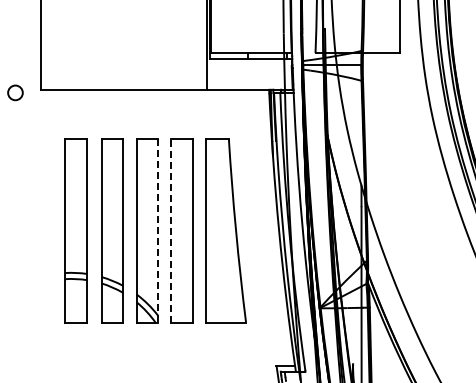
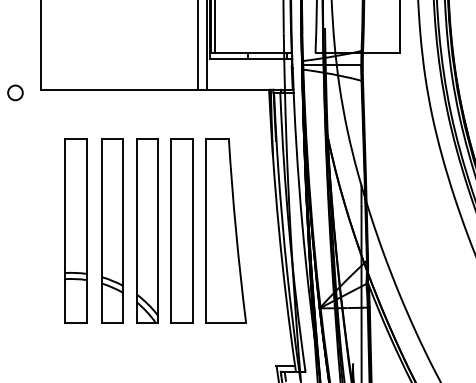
line: none -> present (214, 27)
line: none -> present (197, 45)
line: dashed -> solid (157, 230)
line: dashed -> solid (171, 230)
